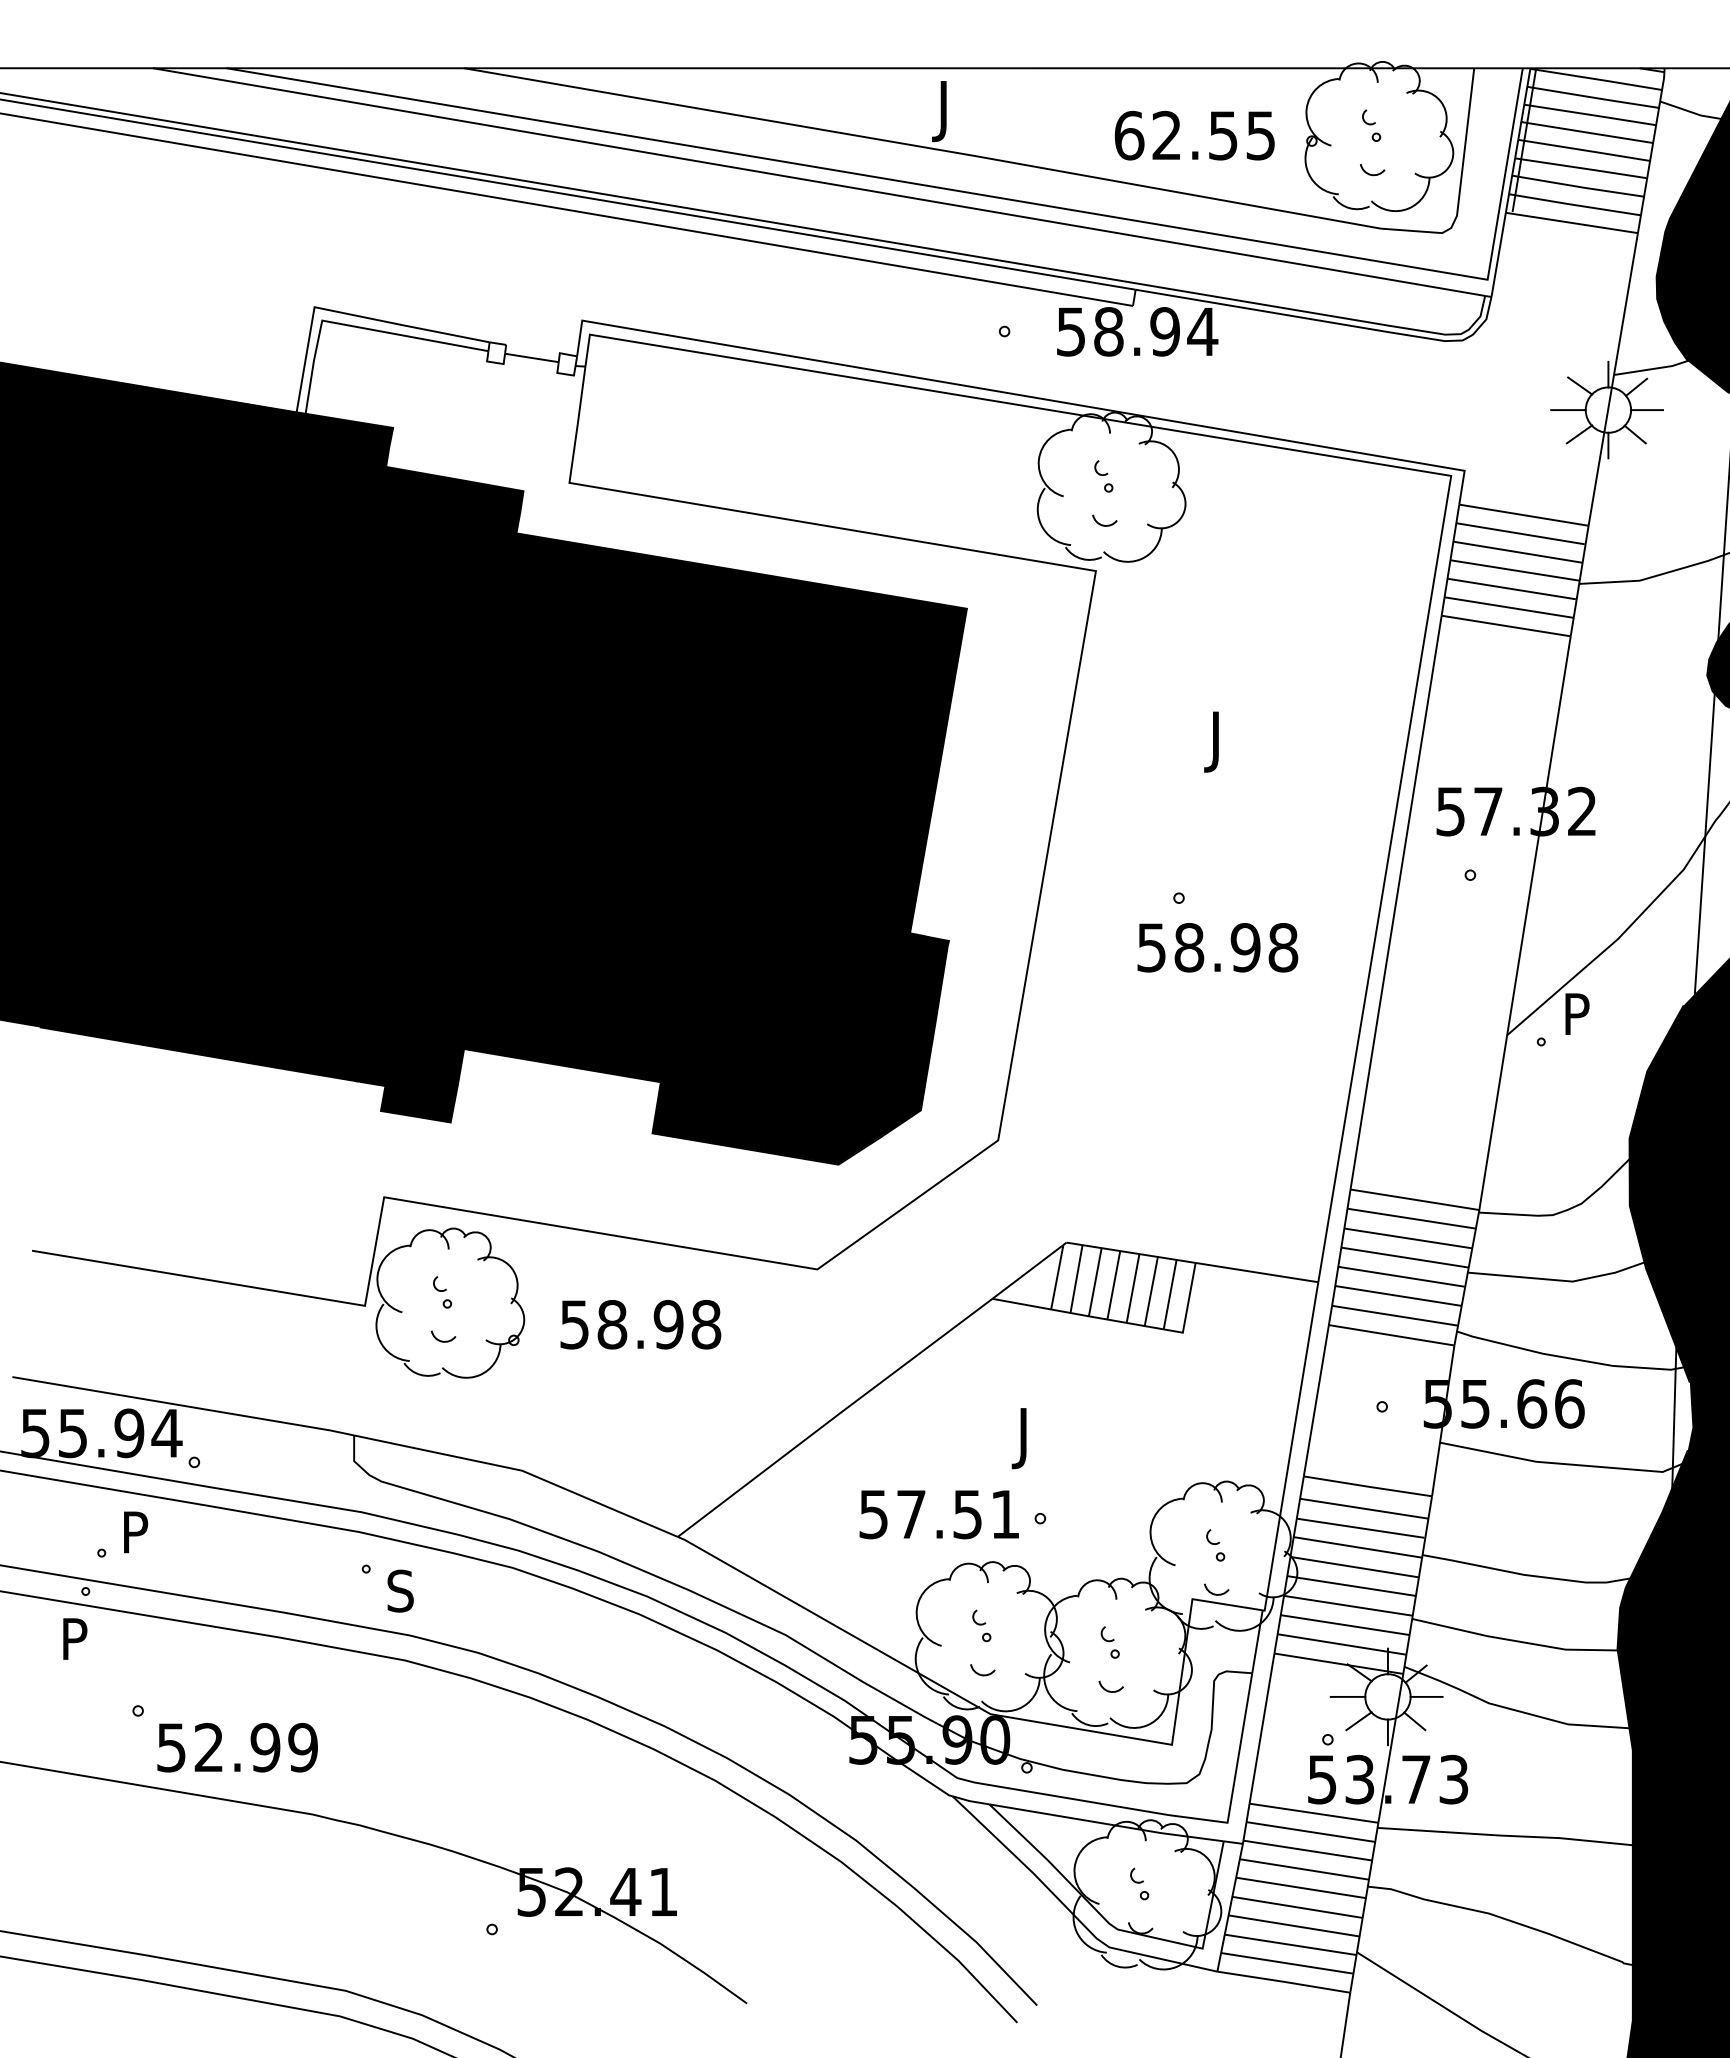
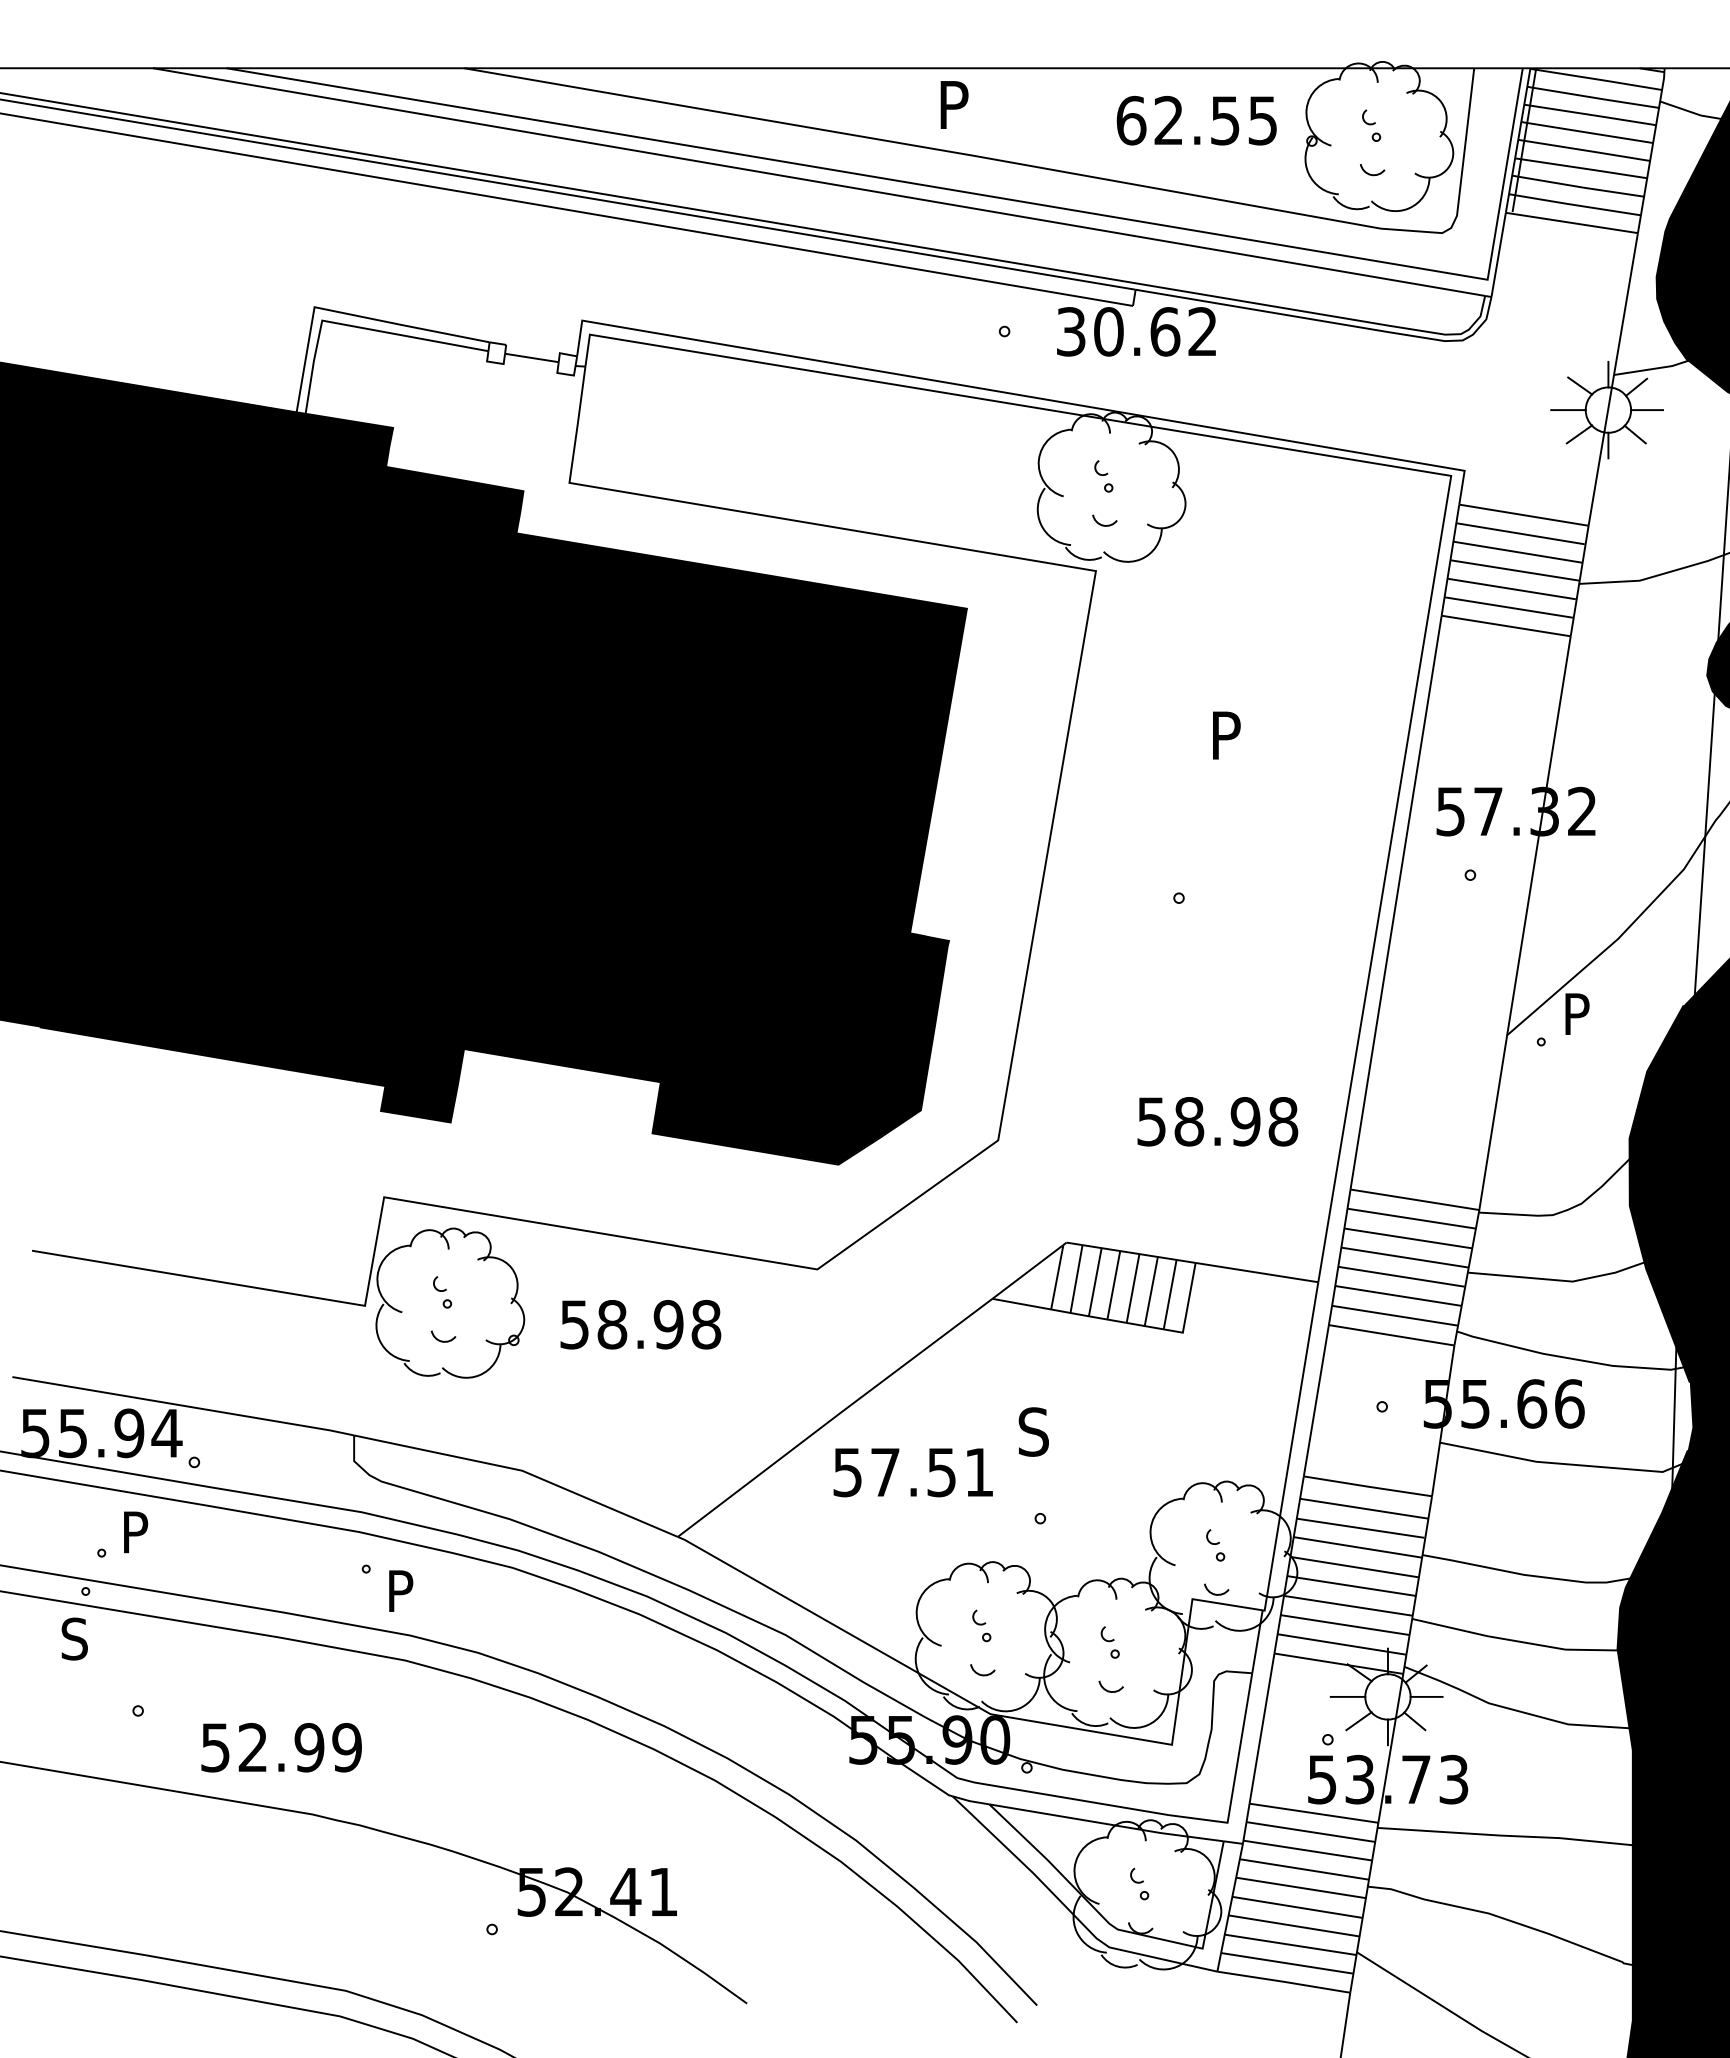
text: J -> P (950, 111)
text position: (1194, 135) -> (1196, 120) (1196, 120)
text: 58.94 -> 30.62 (1137, 331)
text: J -> P (1222, 741)
text position: (1217, 947) -> (1217, 1121) (1217, 1121)
text: J -> S (1029, 1438)
text position: (938, 1514) -> (912, 1472) (912, 1472)
text: S -> P (400, 1590)
text: P -> S (74, 1638)
text position: (237, 1747) -> (281, 1747) (281, 1747)
